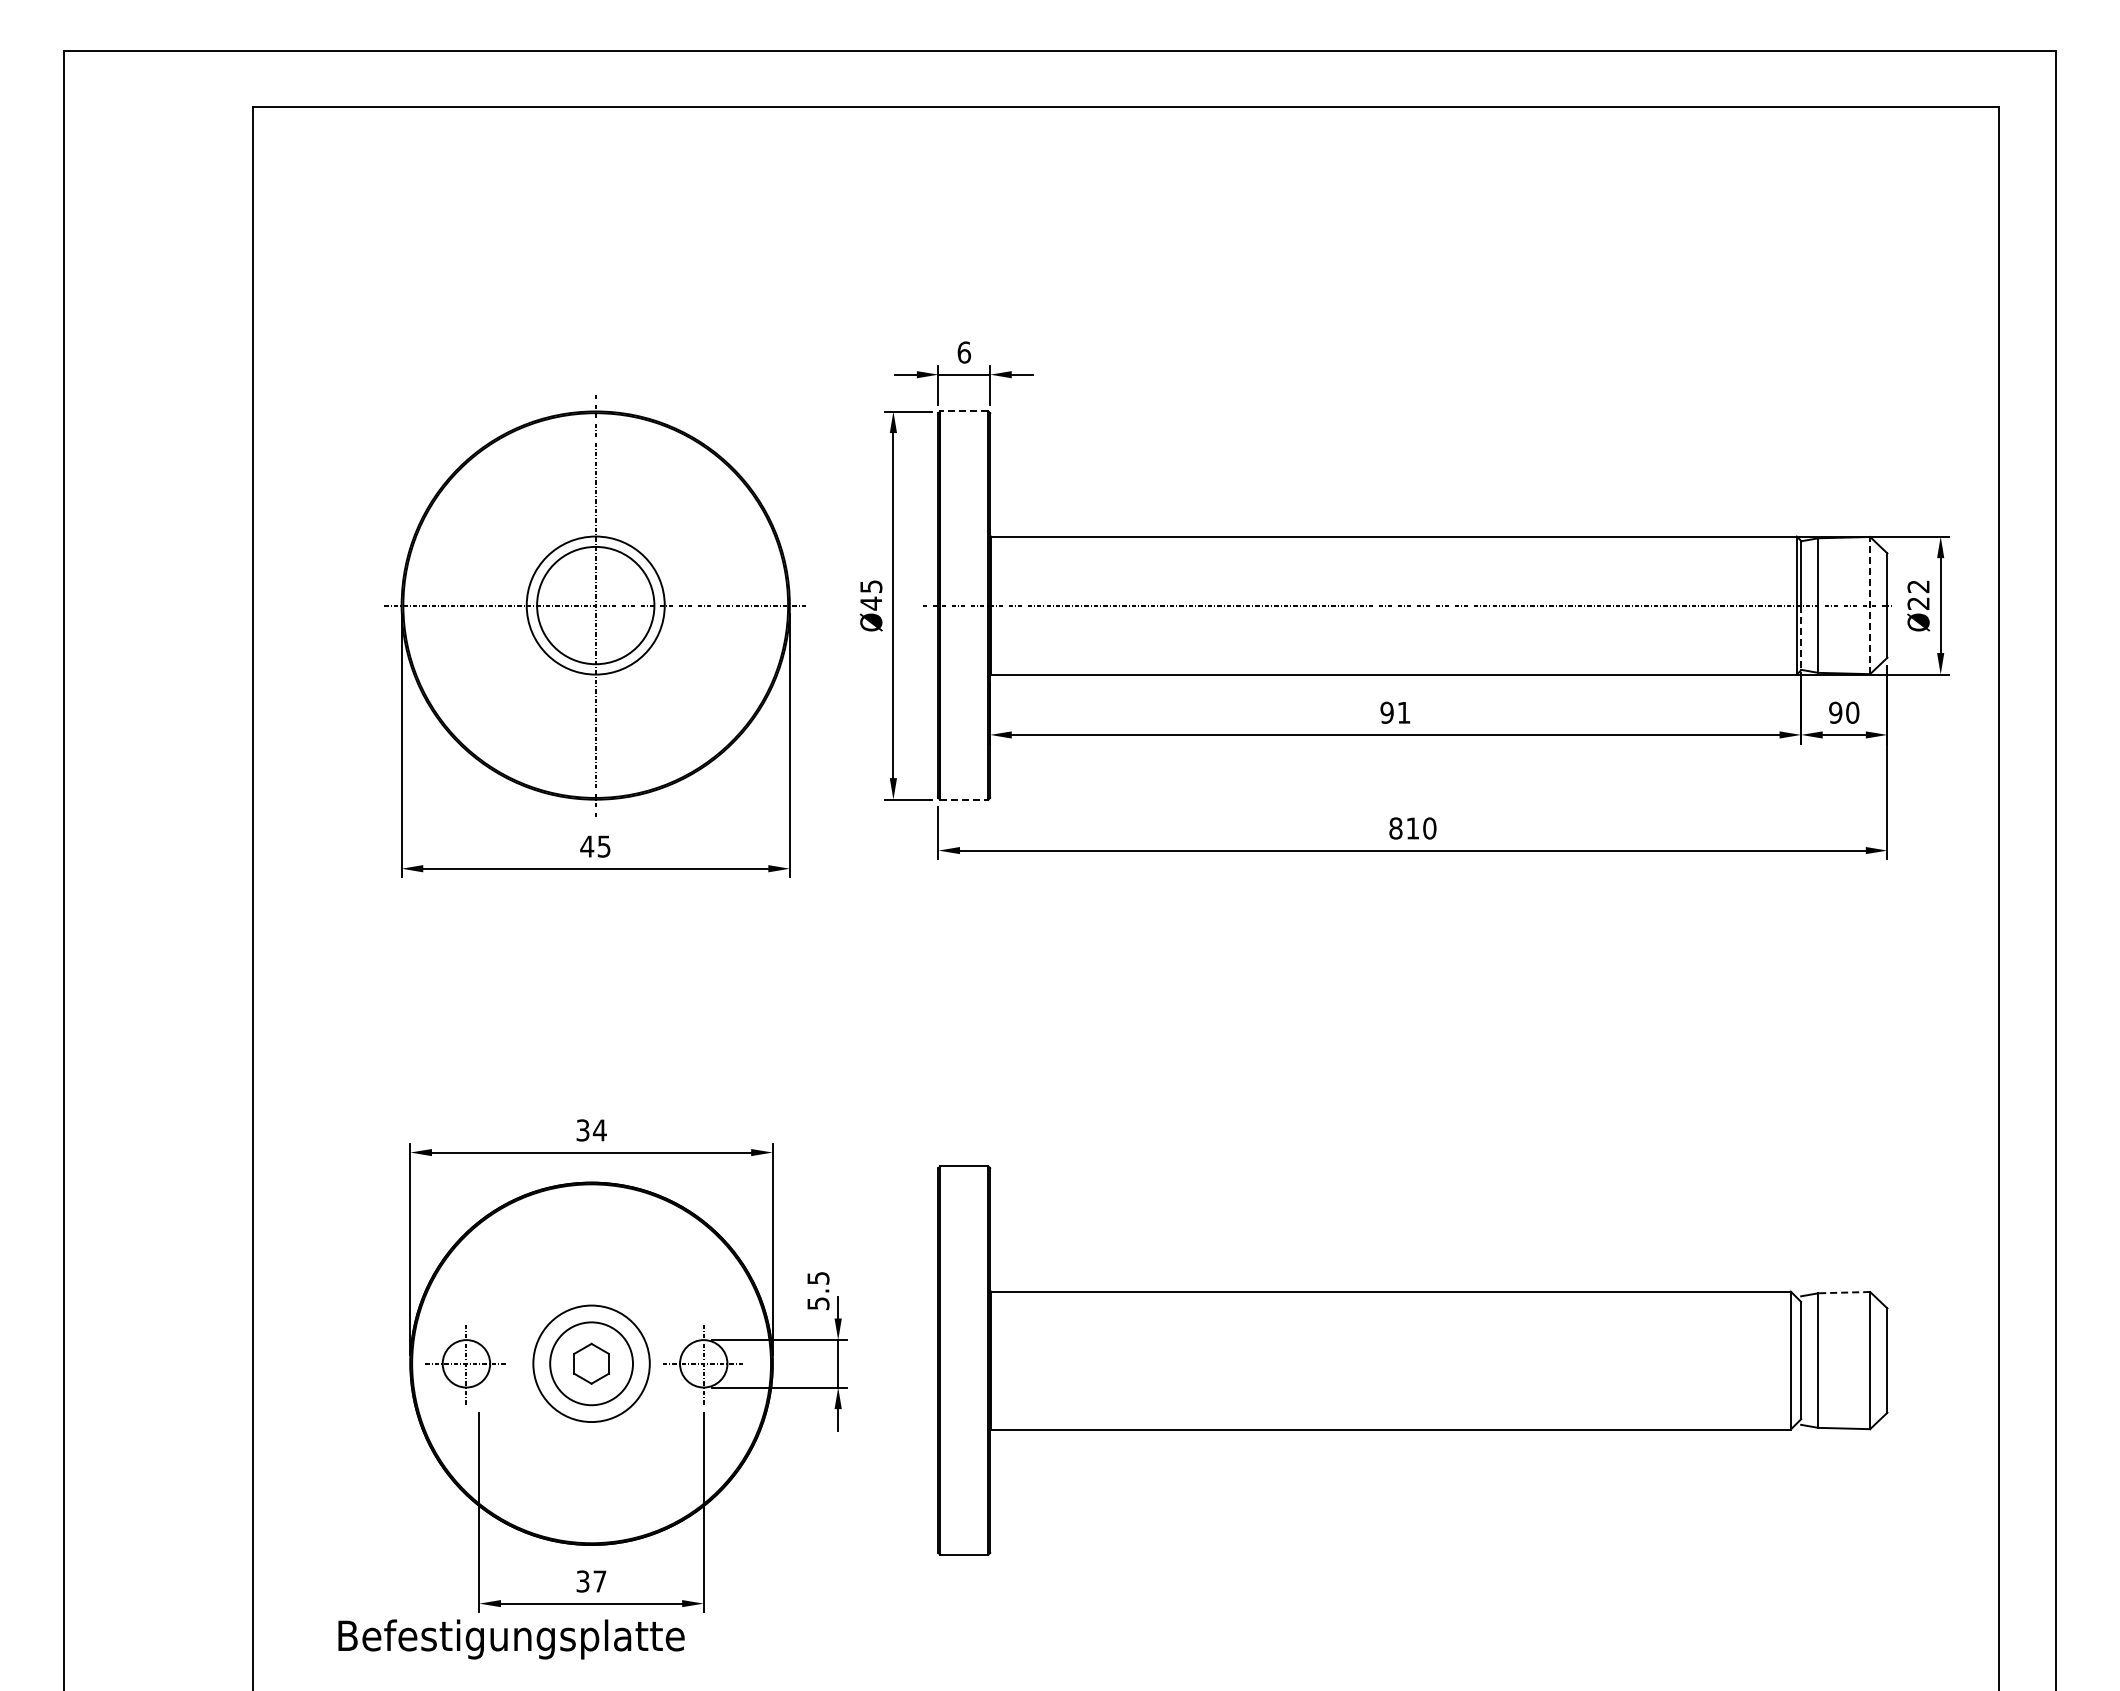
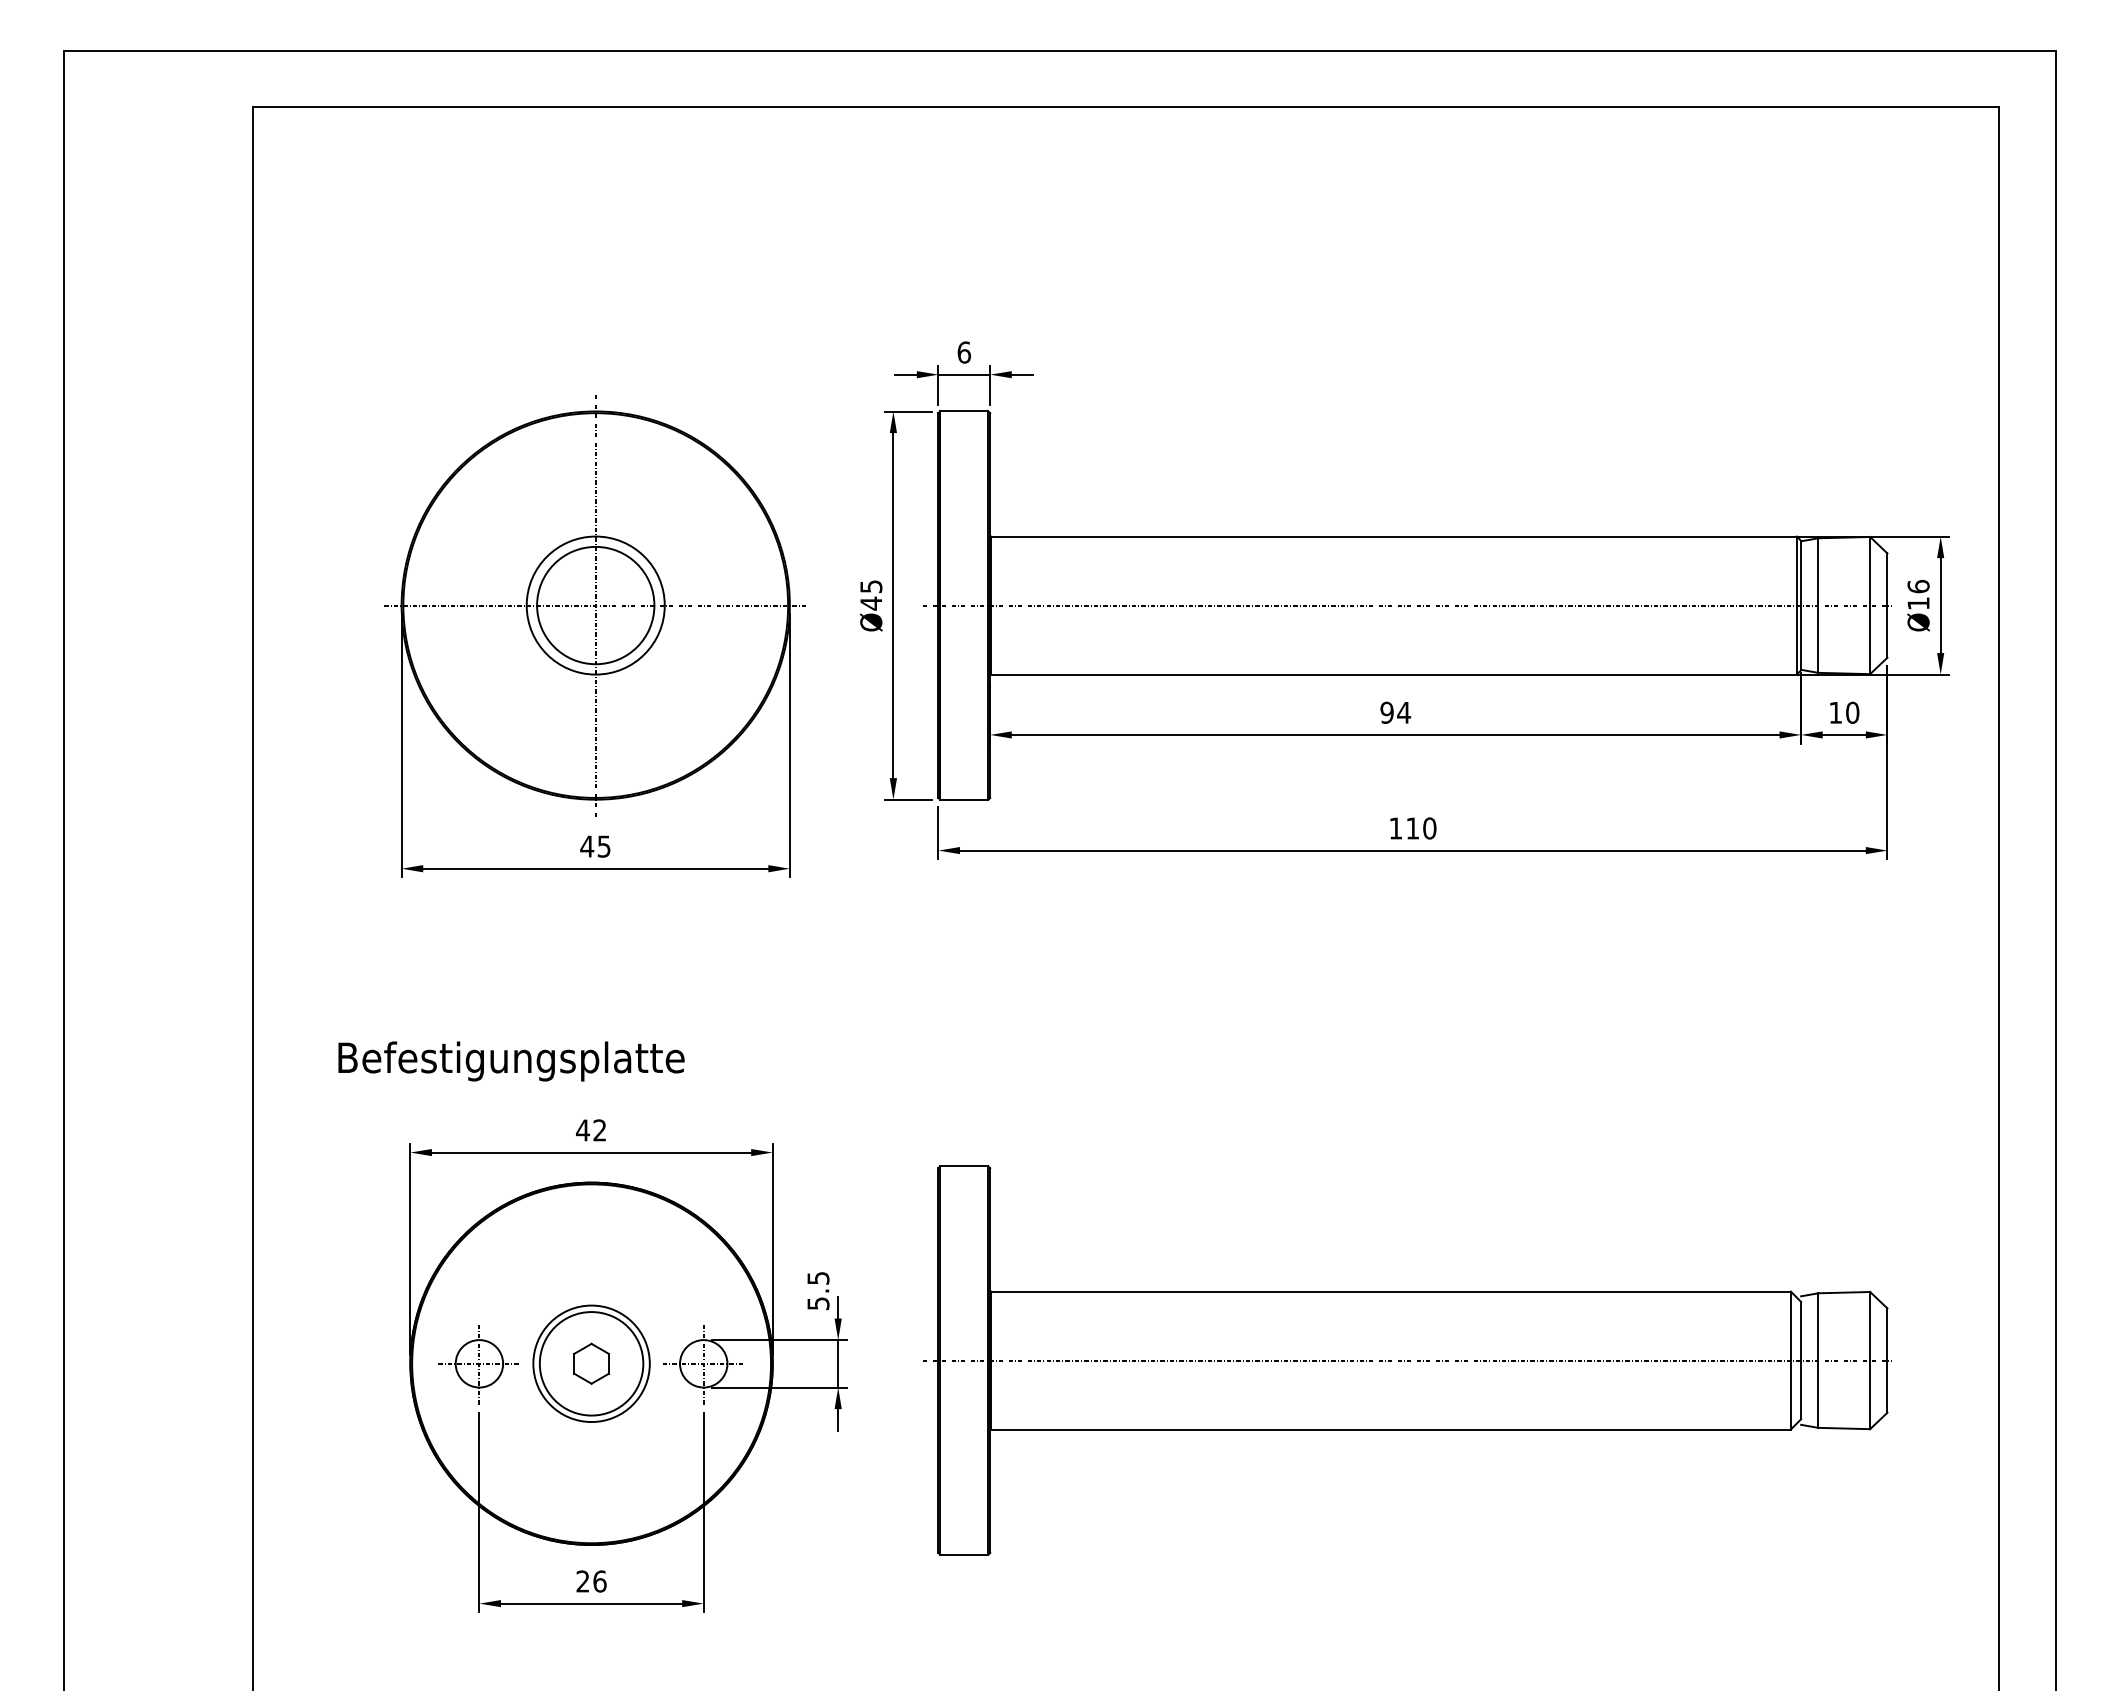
line: dashed -> solid (963, 411)
text: Ø22 -> Ø16 (1918, 594)
line: dashed -> solid (1870, 605)
line: dashed -> solid (1801, 638)
text: 91 -> 94 (1404, 712)
text: 90 -> 10 (1835, 712)
line: dashed -> solid (964, 799)
text: 810 -> 110 (1395, 828)
text: 34 -> 42 (591, 1130)
line: dashed -> solid (1844, 1292)
line: none -> present (1407, 1360)
circle diameter: 83 px -> 104 px (591, 1363)
part position: (465, 1364) -> (478, 1364) (478, 1364)
text: 37 -> 26 (591, 1581)
text position: (511, 1639) -> (511, 1061) (511, 1061)
